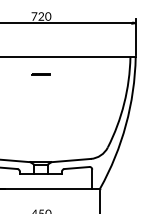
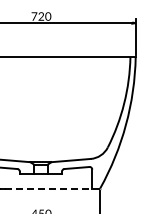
line: present -> none (40, 74)
line: solid -> dashed (50, 188)
